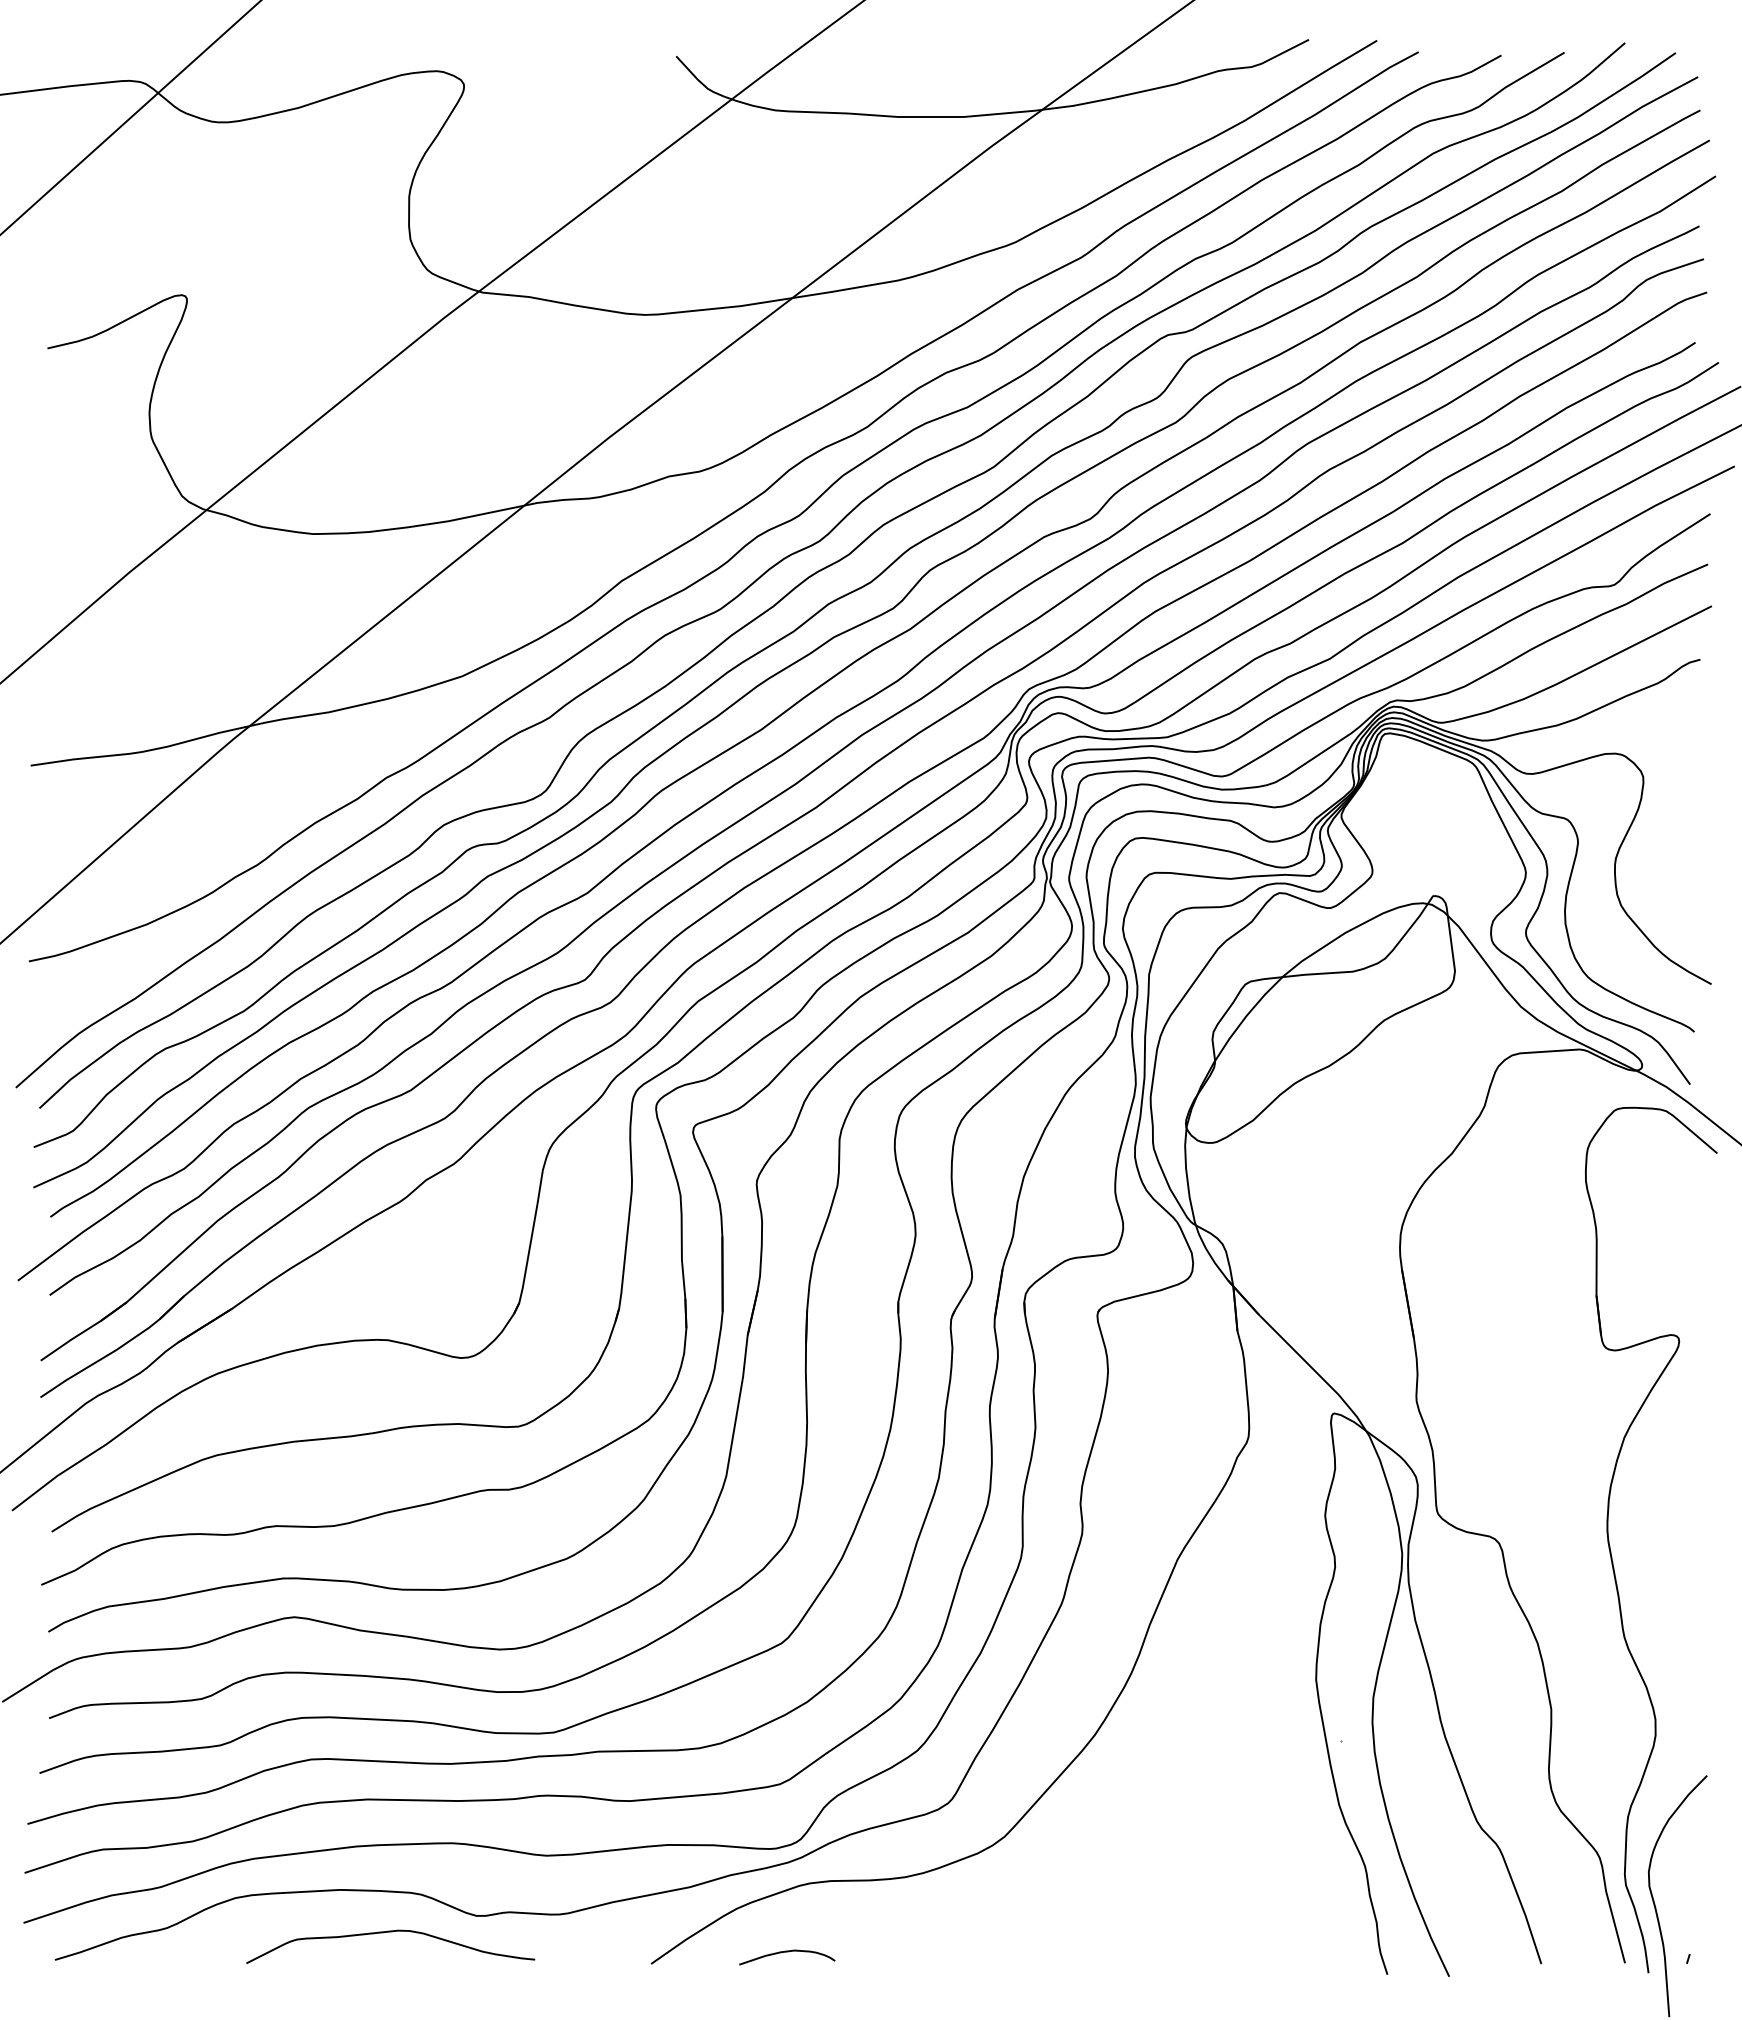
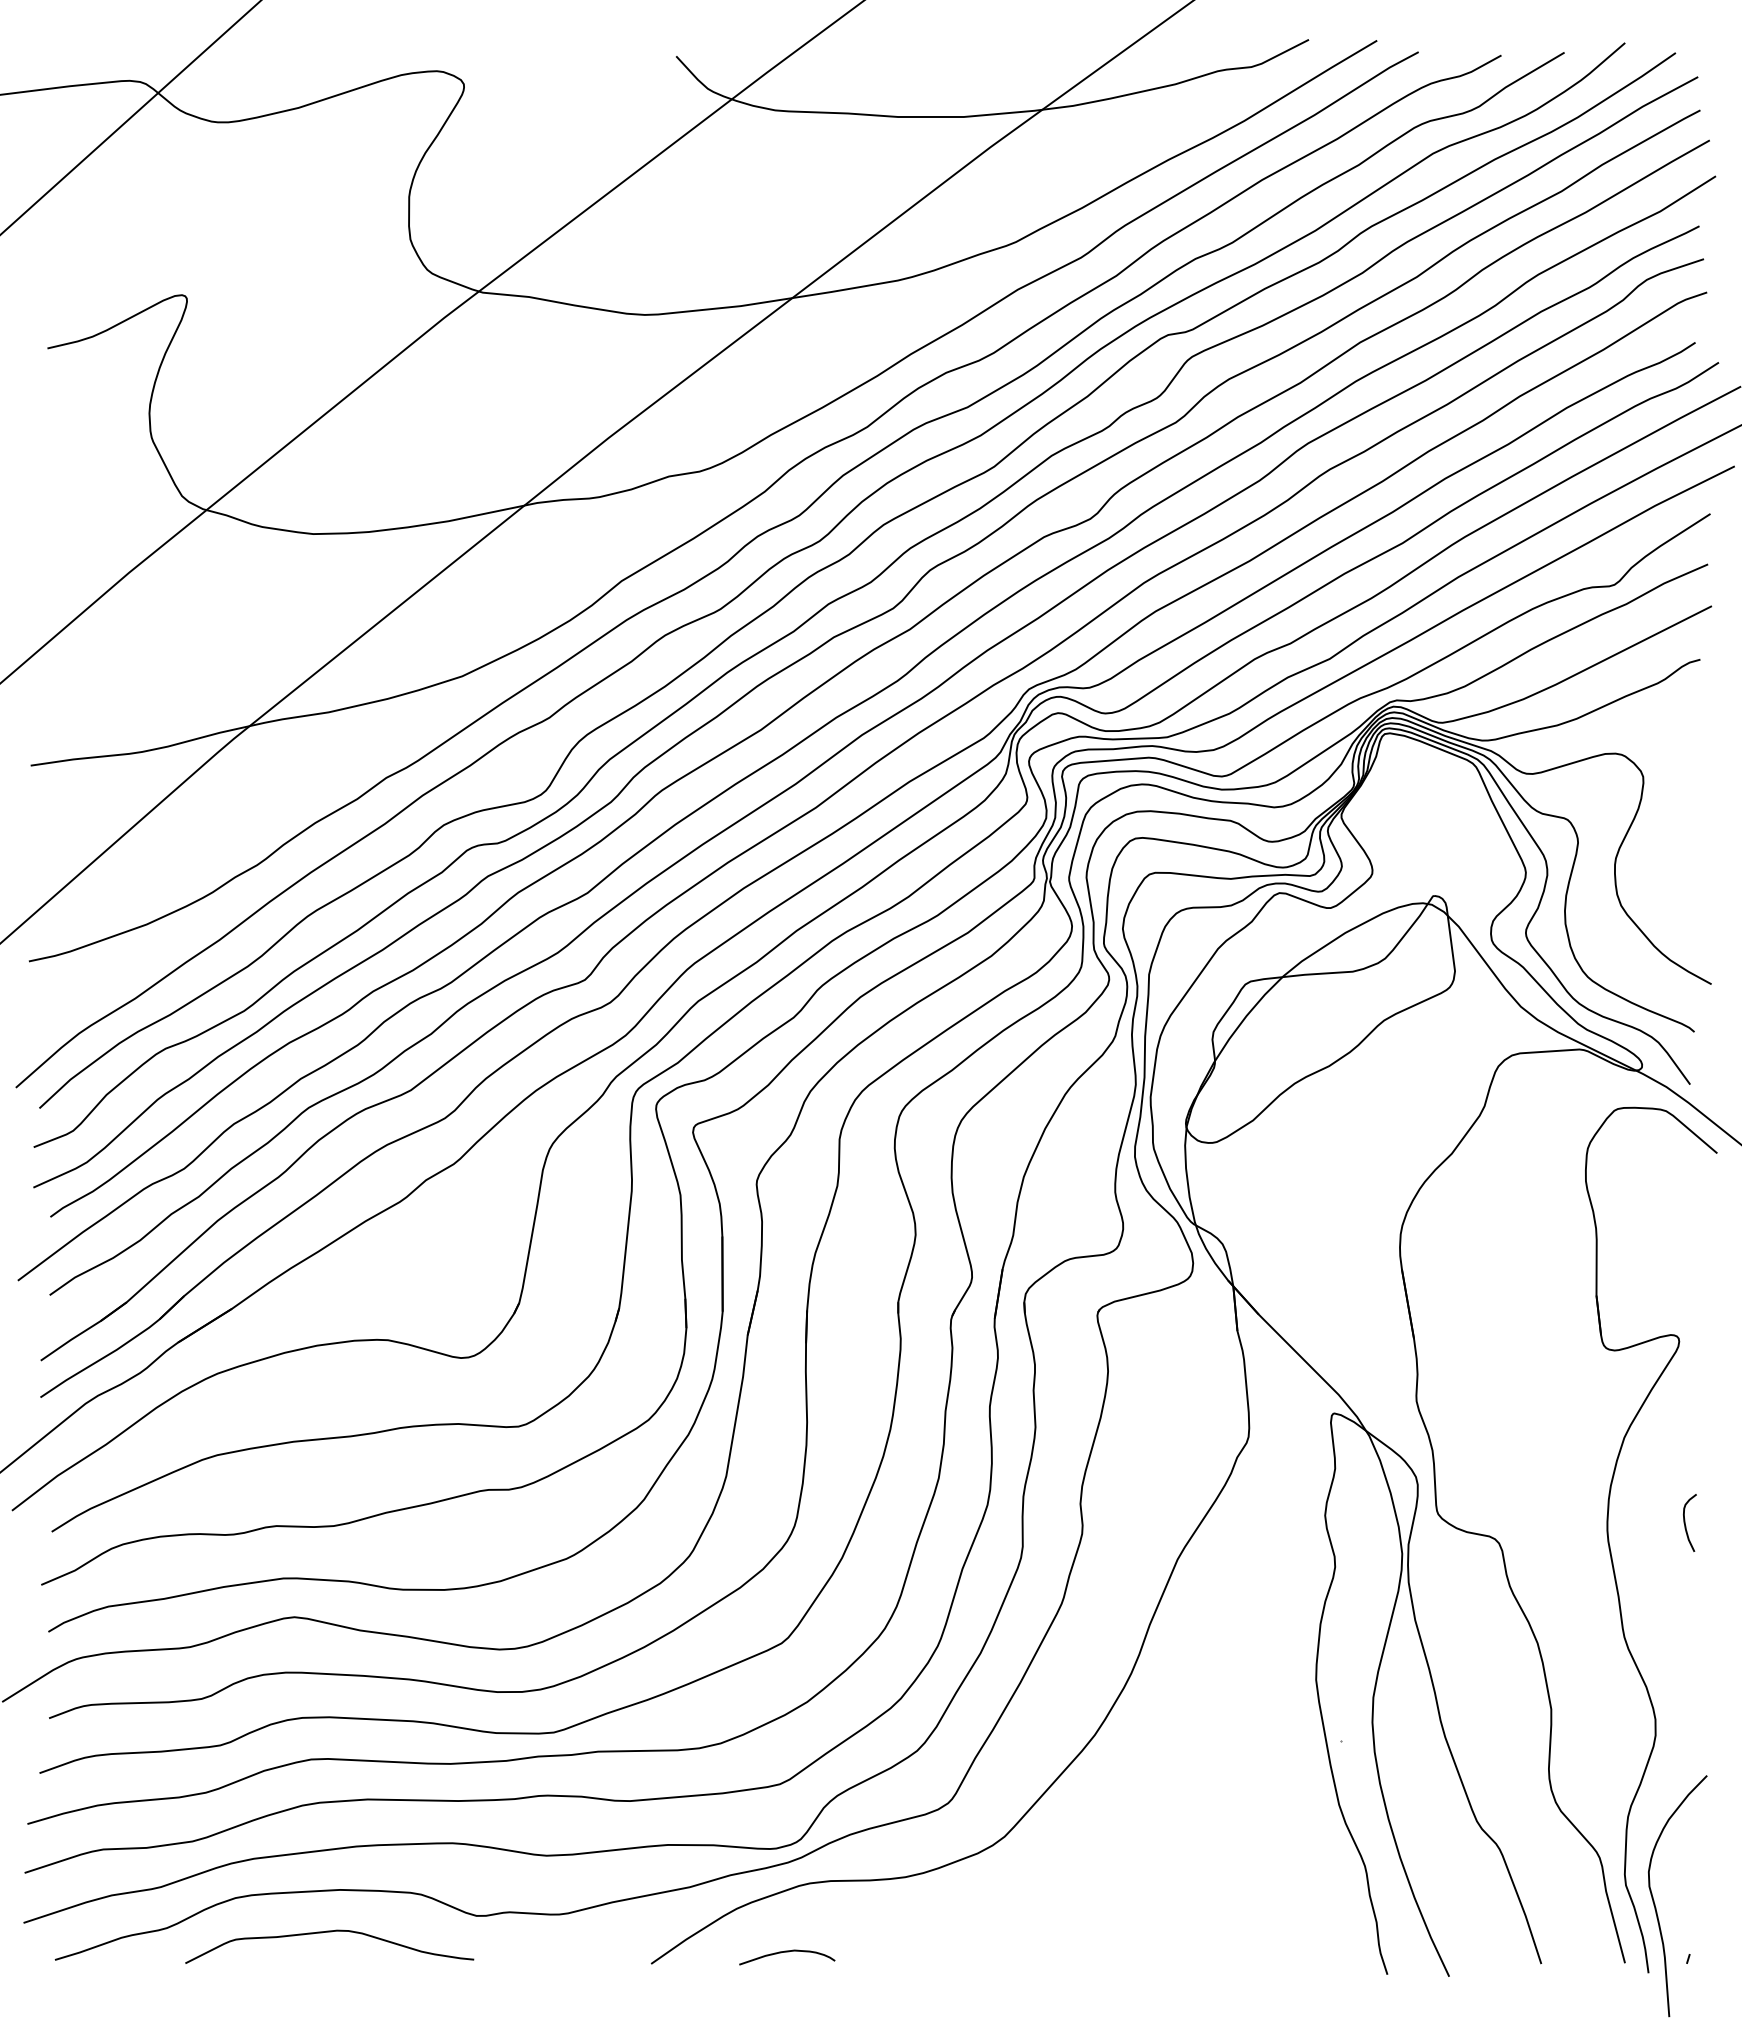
curve: none -> present (1685, 1522)
curve position: (390, 1932) -> (329, 1932) (329, 1932)
